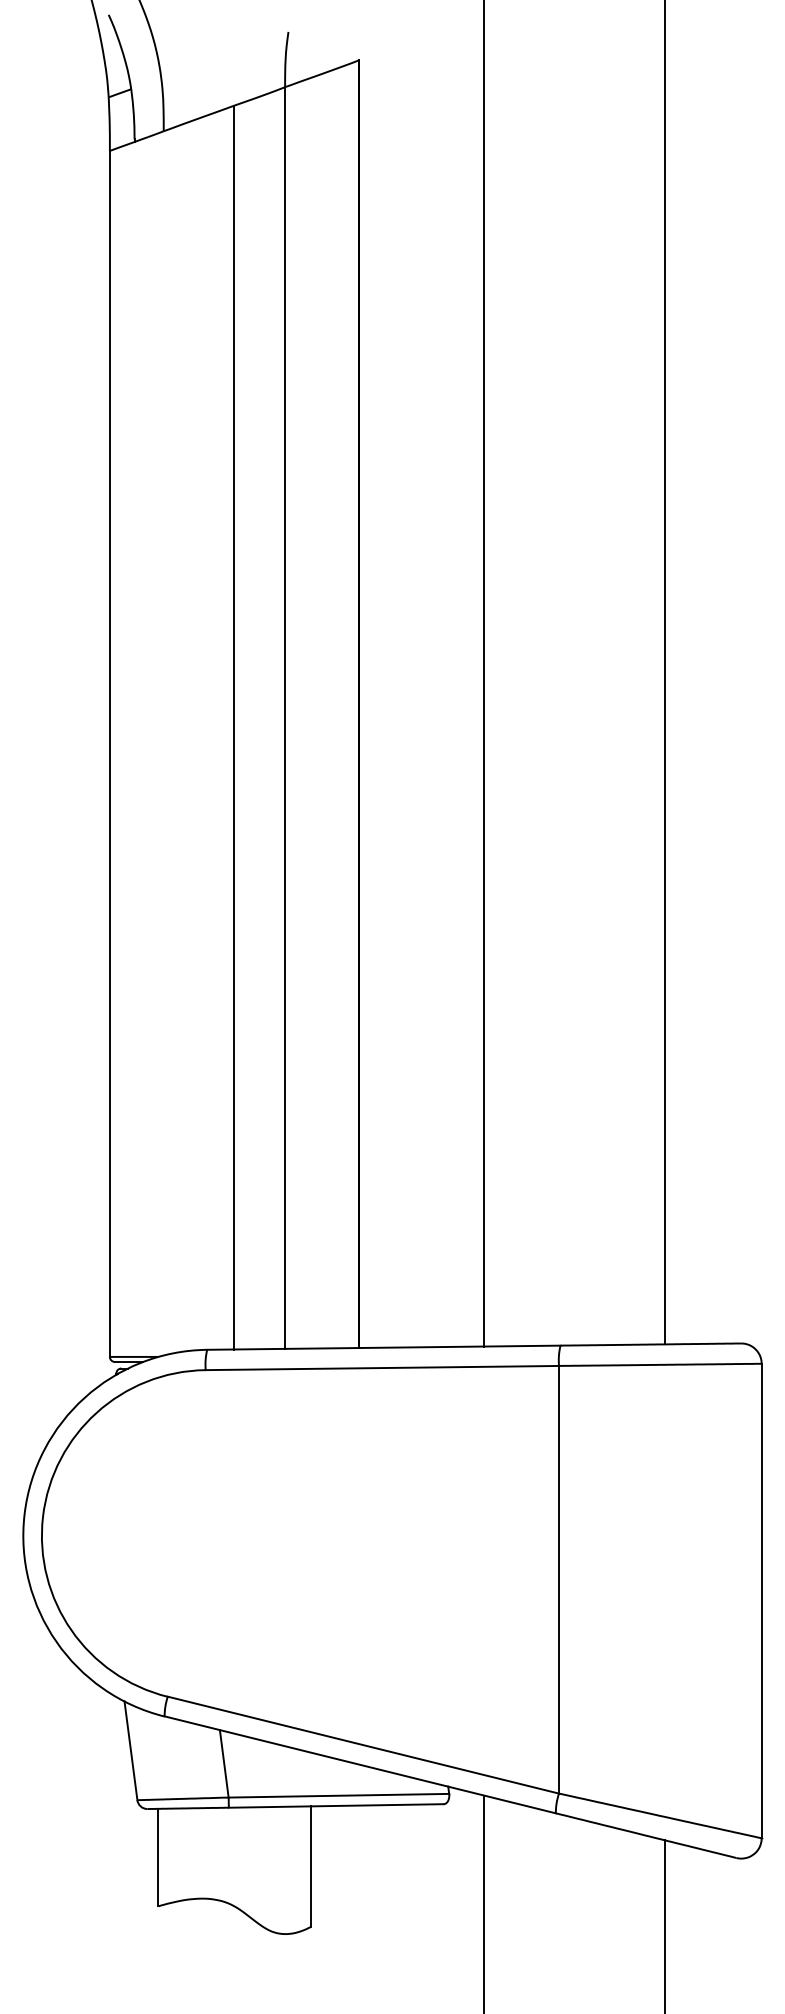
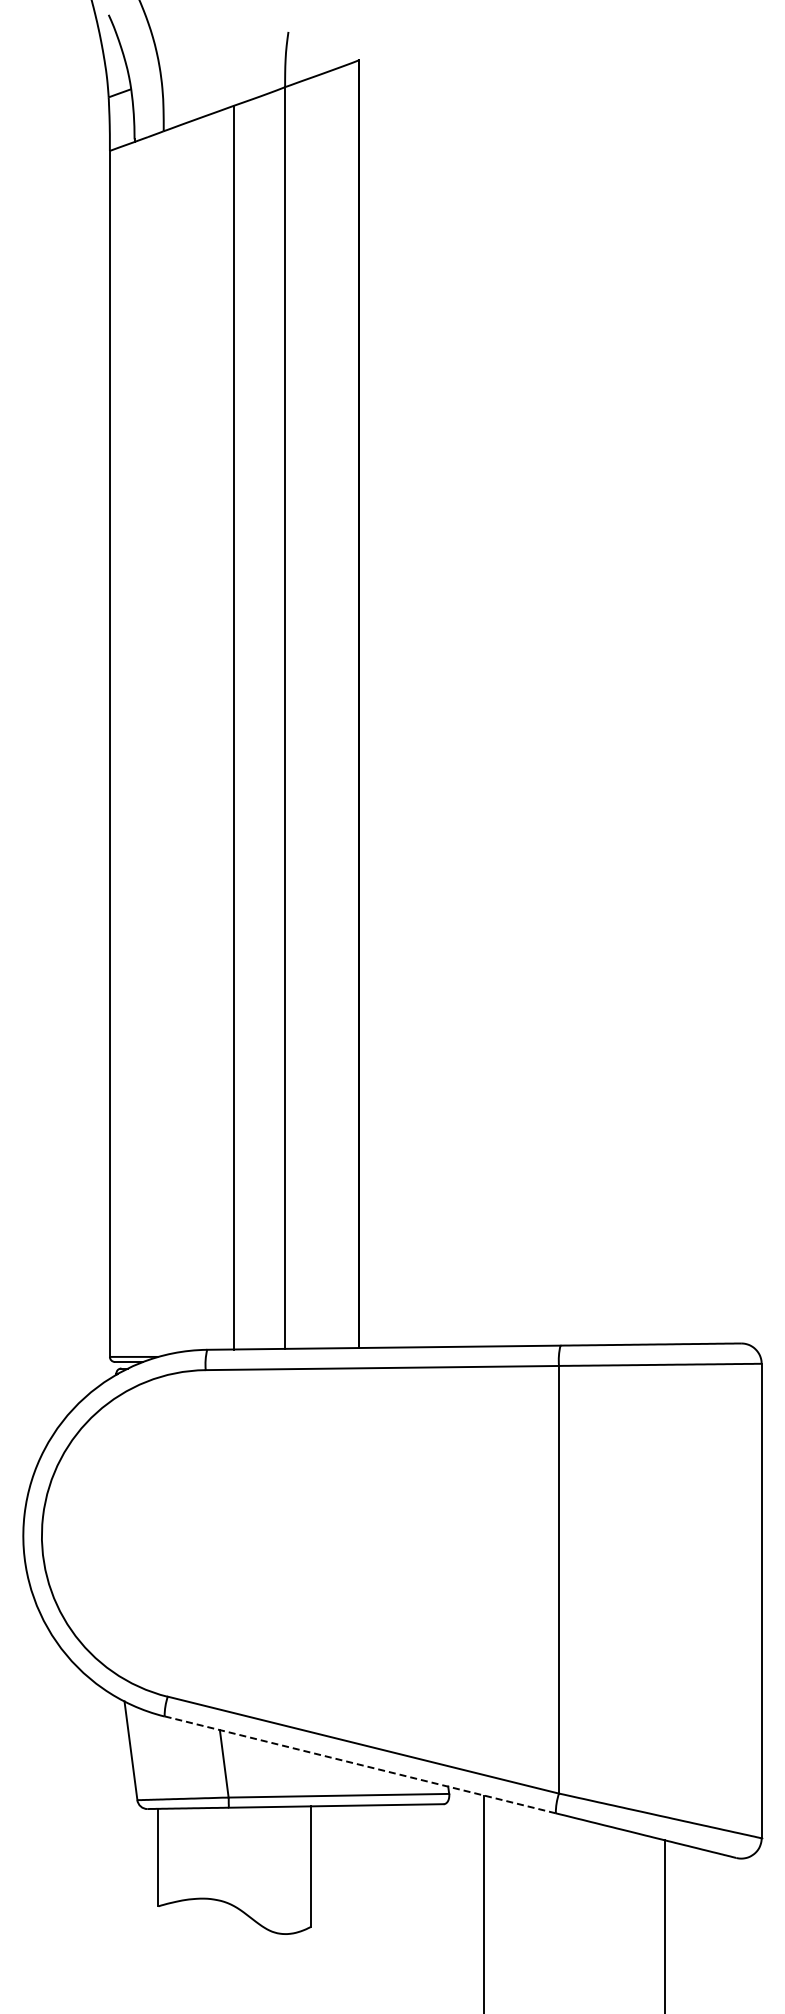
line: present -> none (665, 673)
line: present -> none (484, 674)
line: solid -> dashed (359, 1764)
